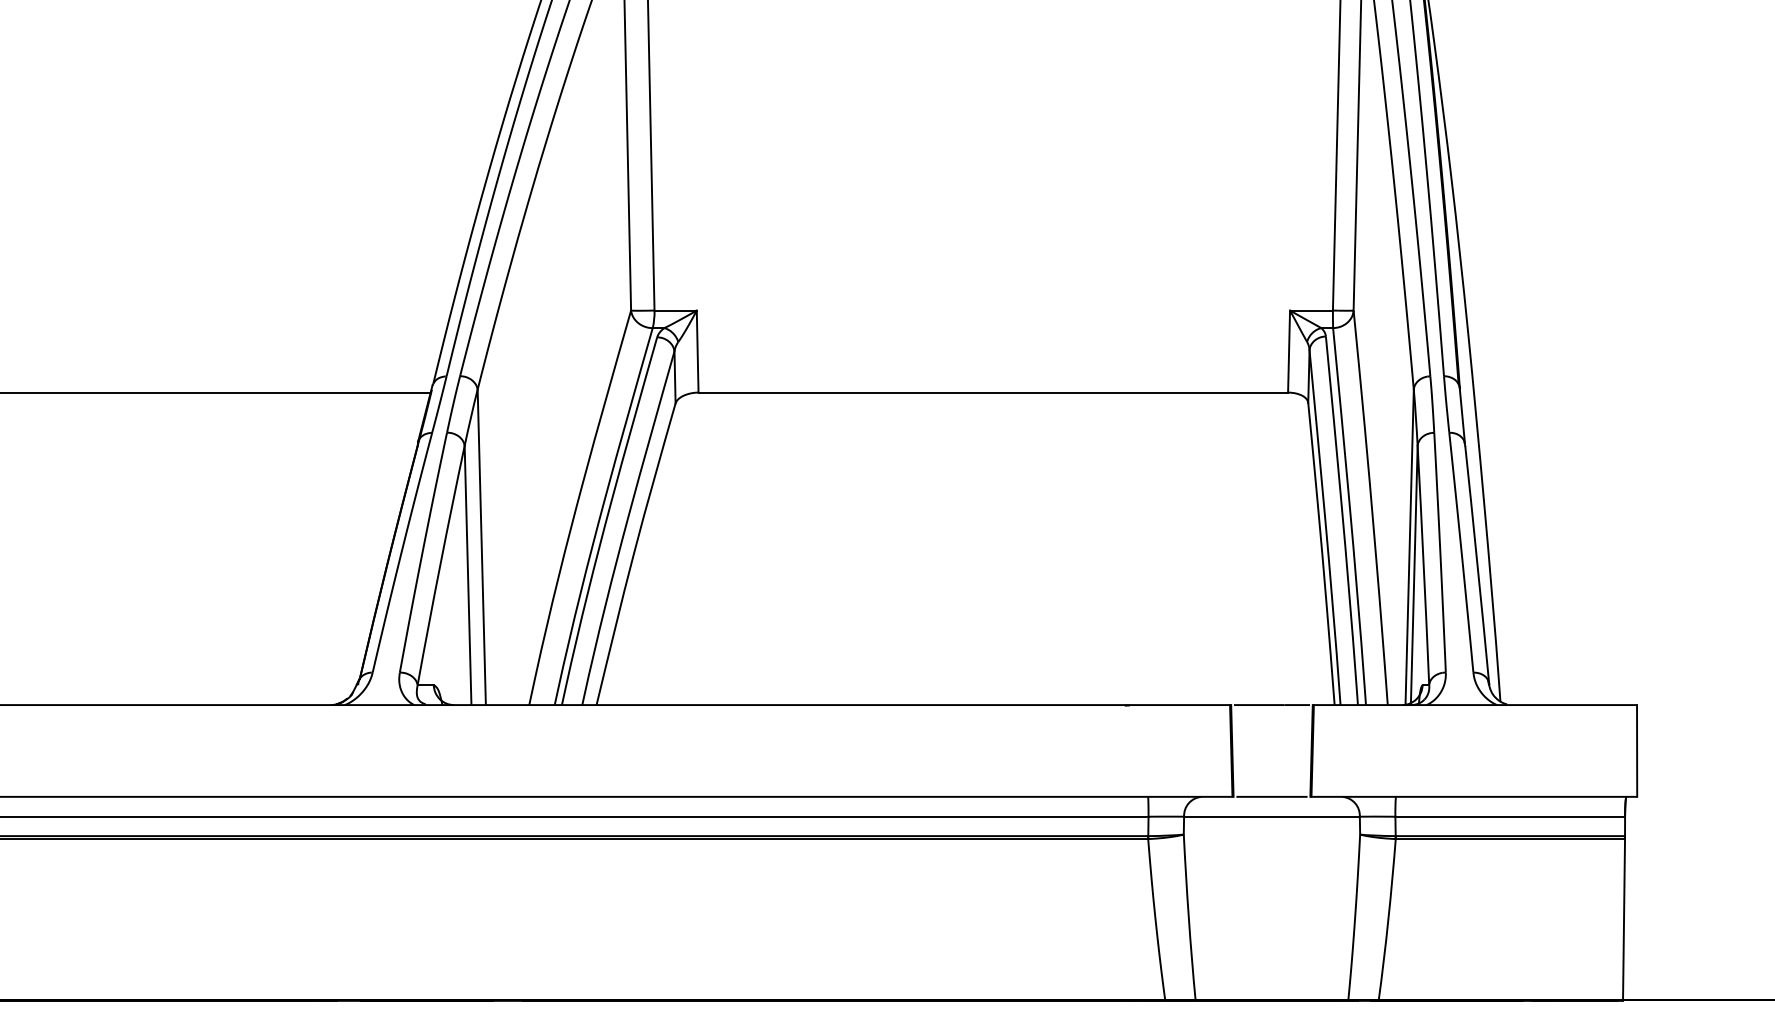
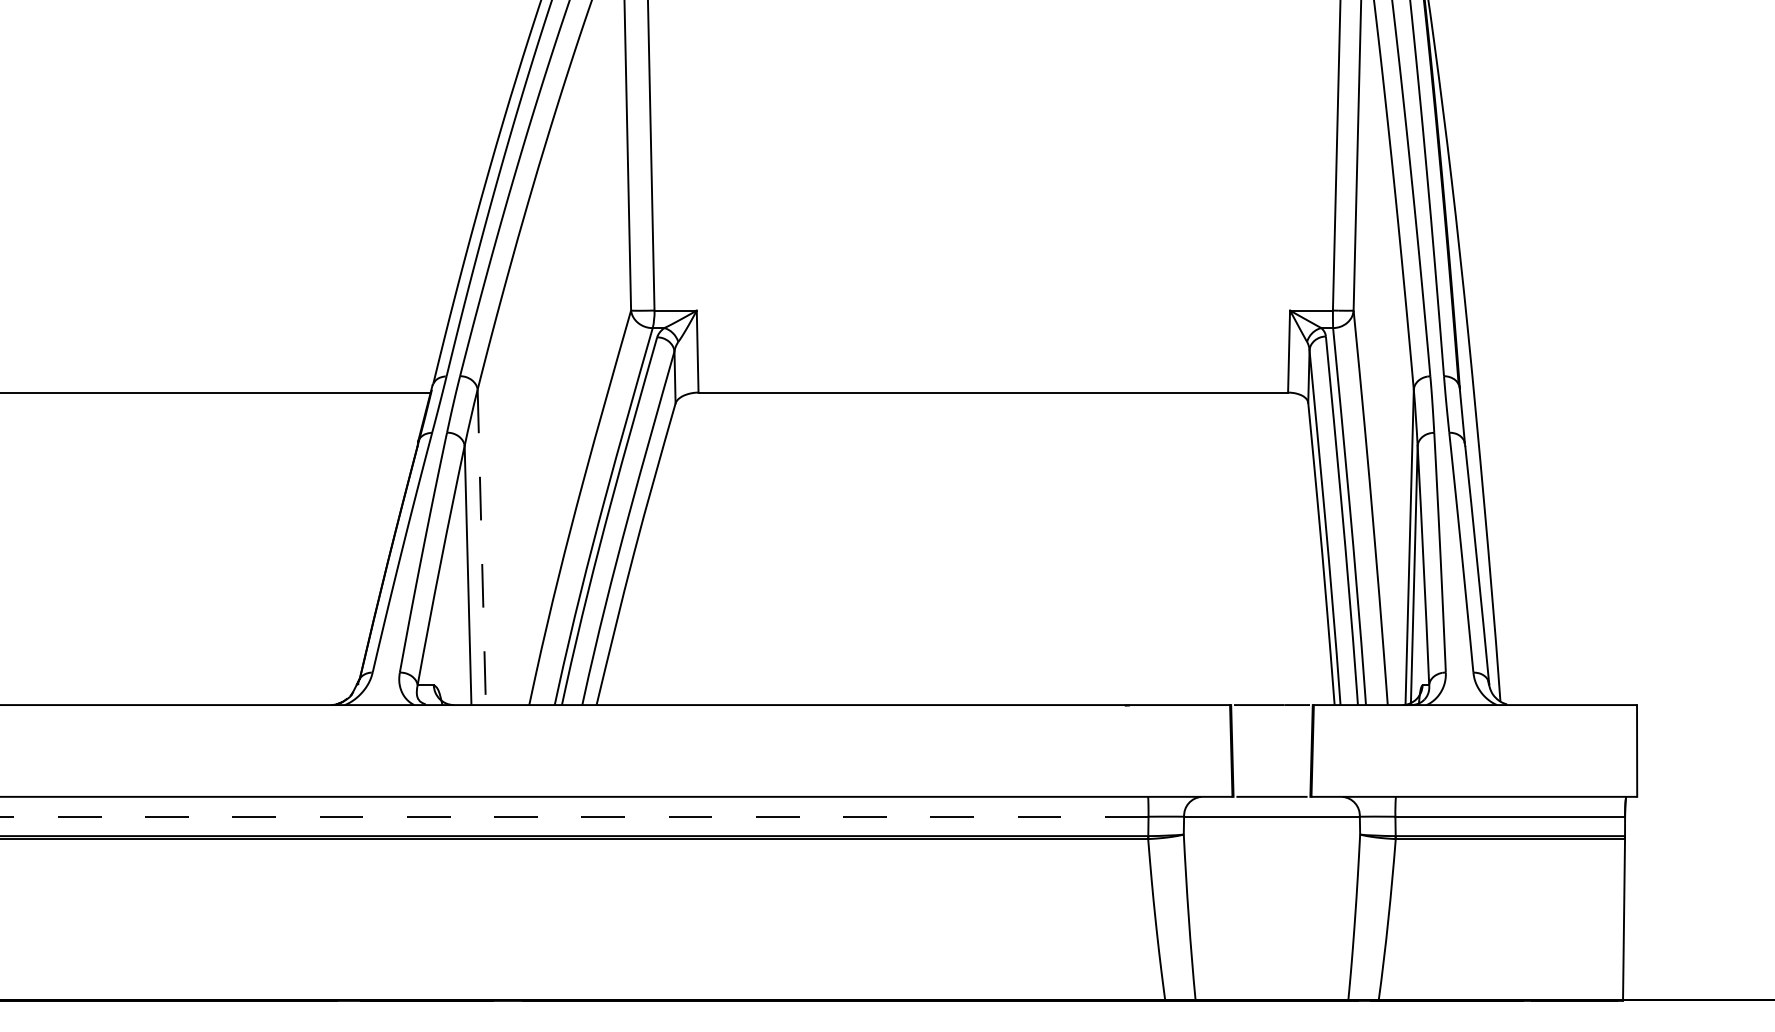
line: solid -> dashed (481, 547)
line: solid -> dashed (574, 816)
